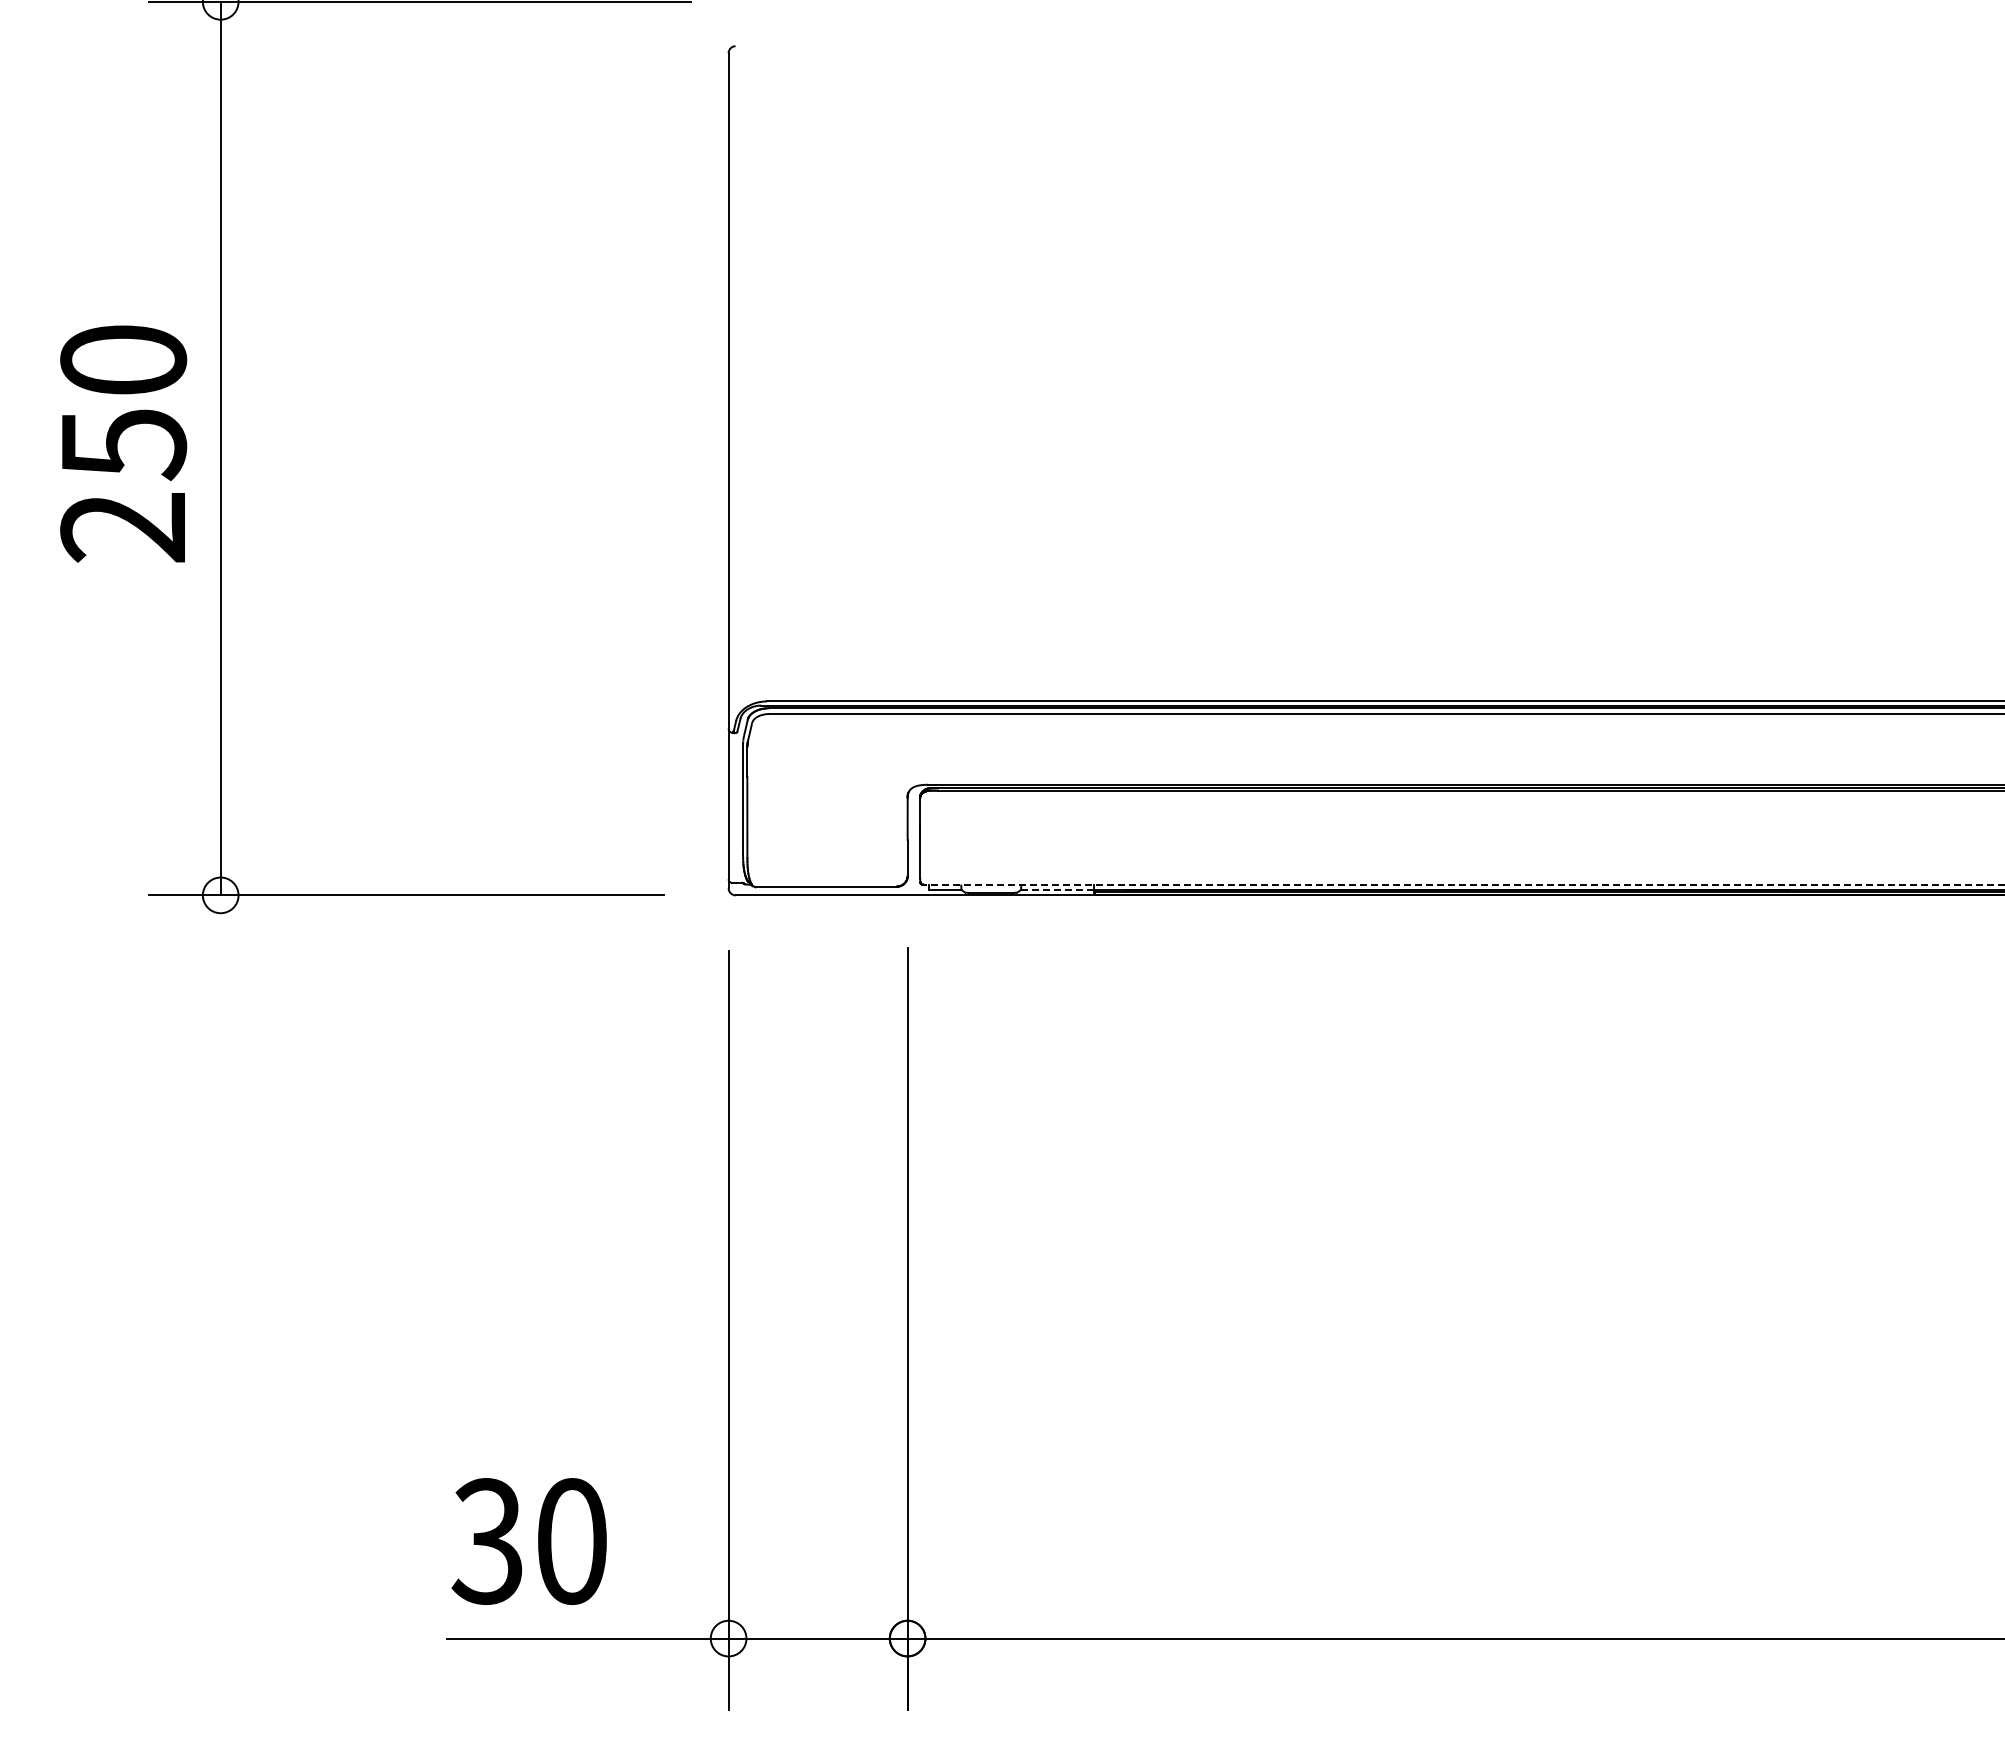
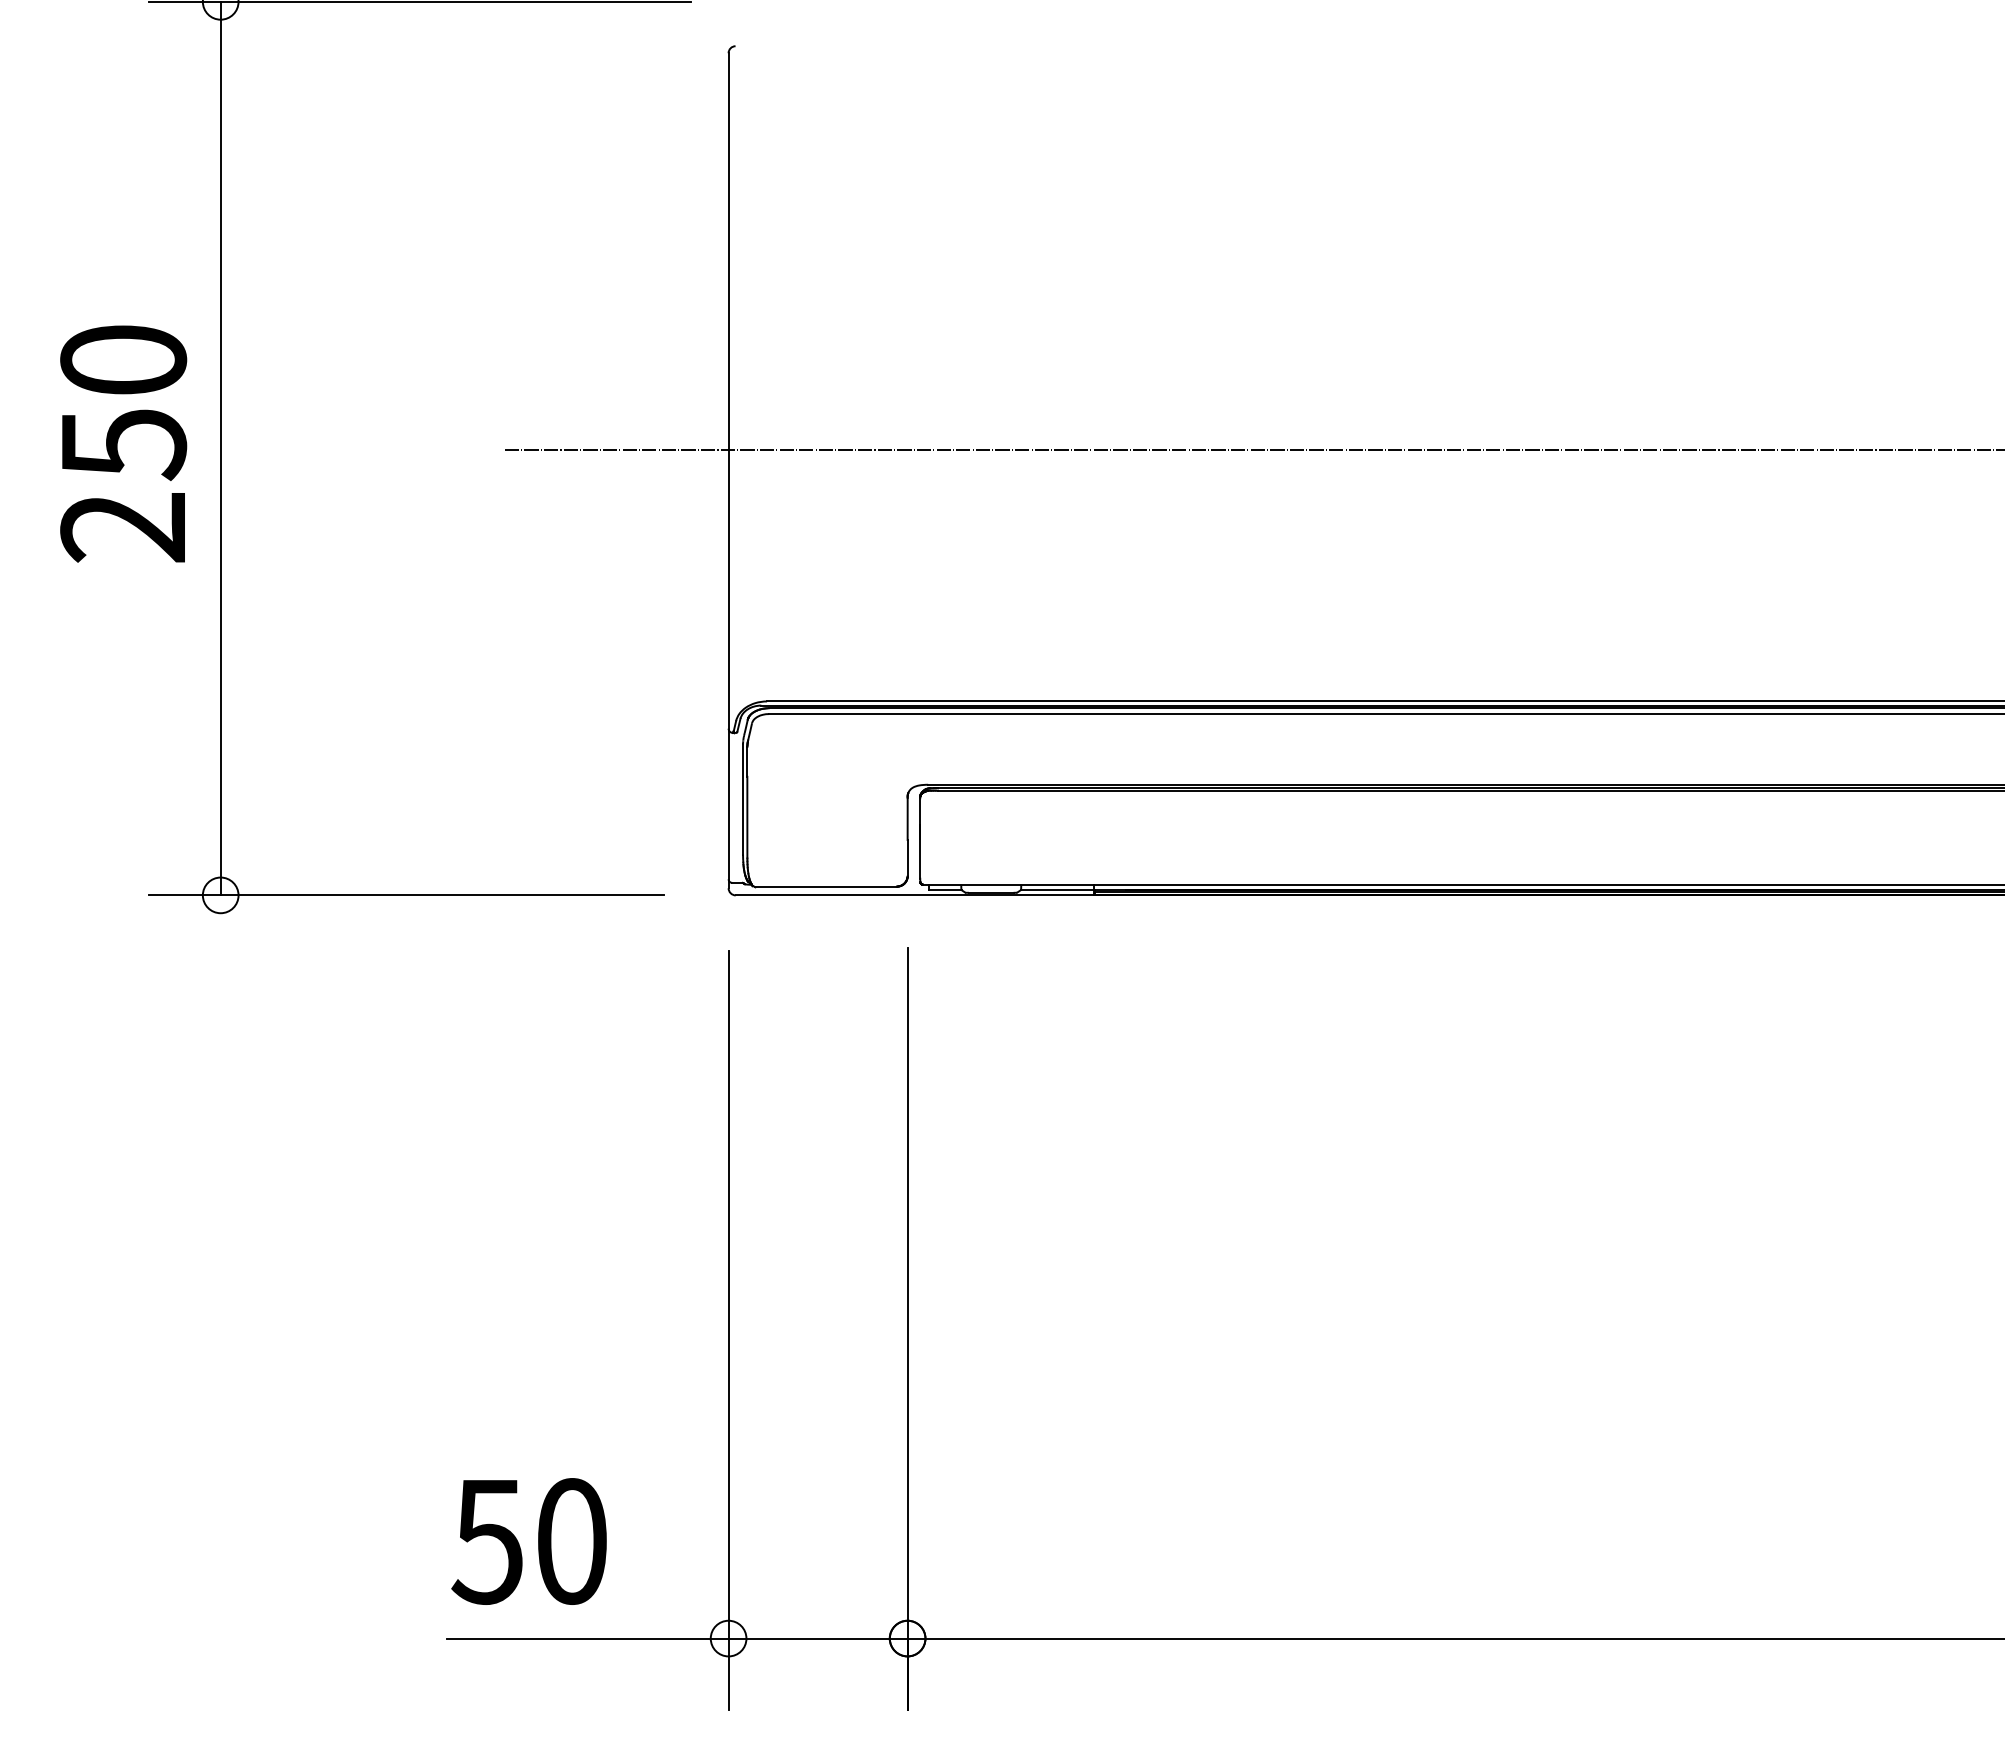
line: none -> present (1252, 449)
line: dashed -> solid (1463, 884)
line: dashed -> solid (1057, 890)
text: 30 -> 50 (486, 1541)
